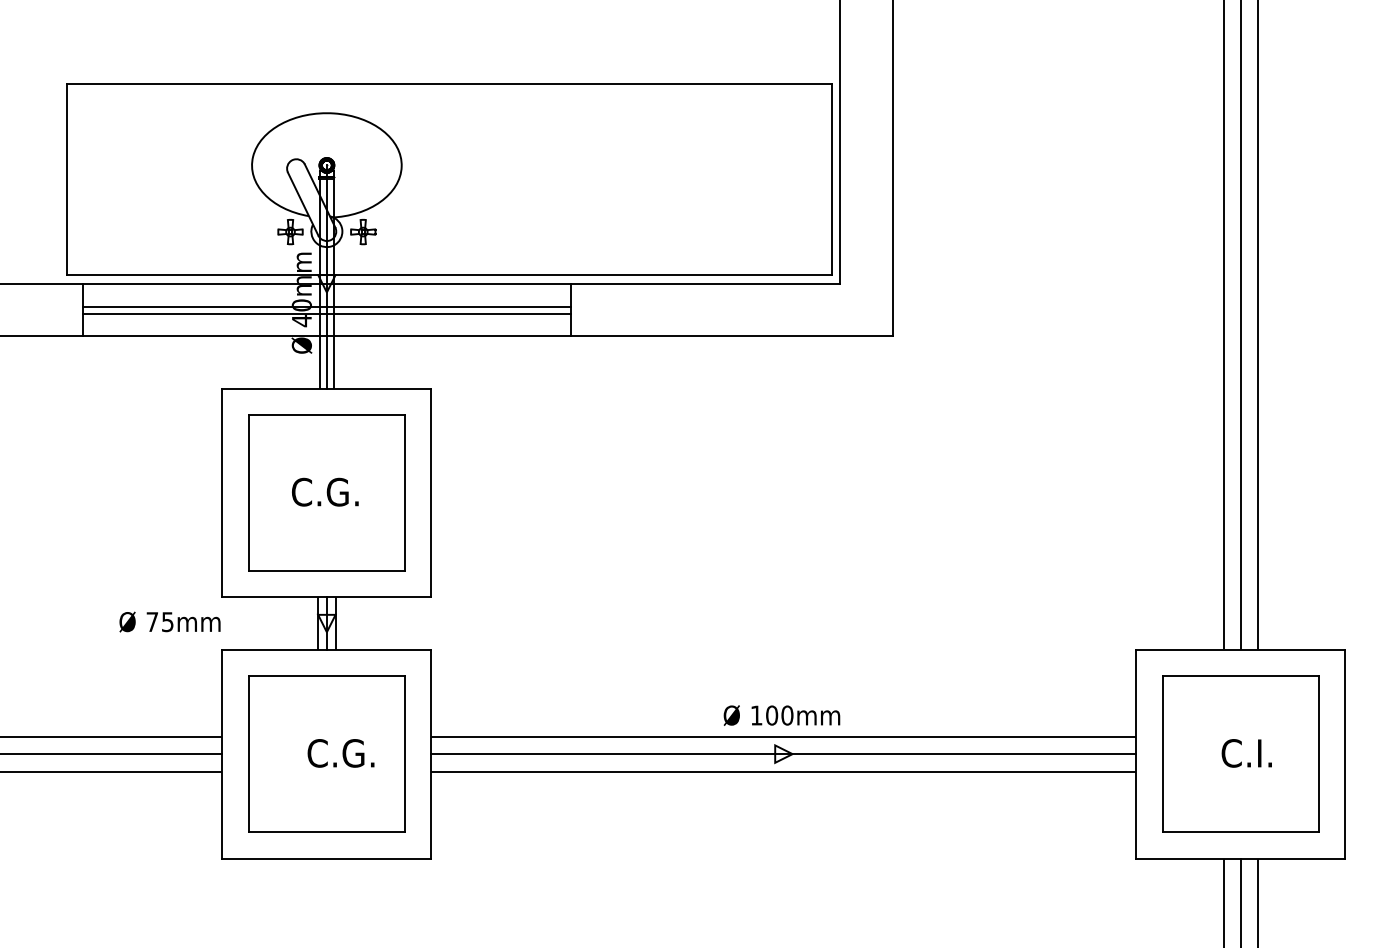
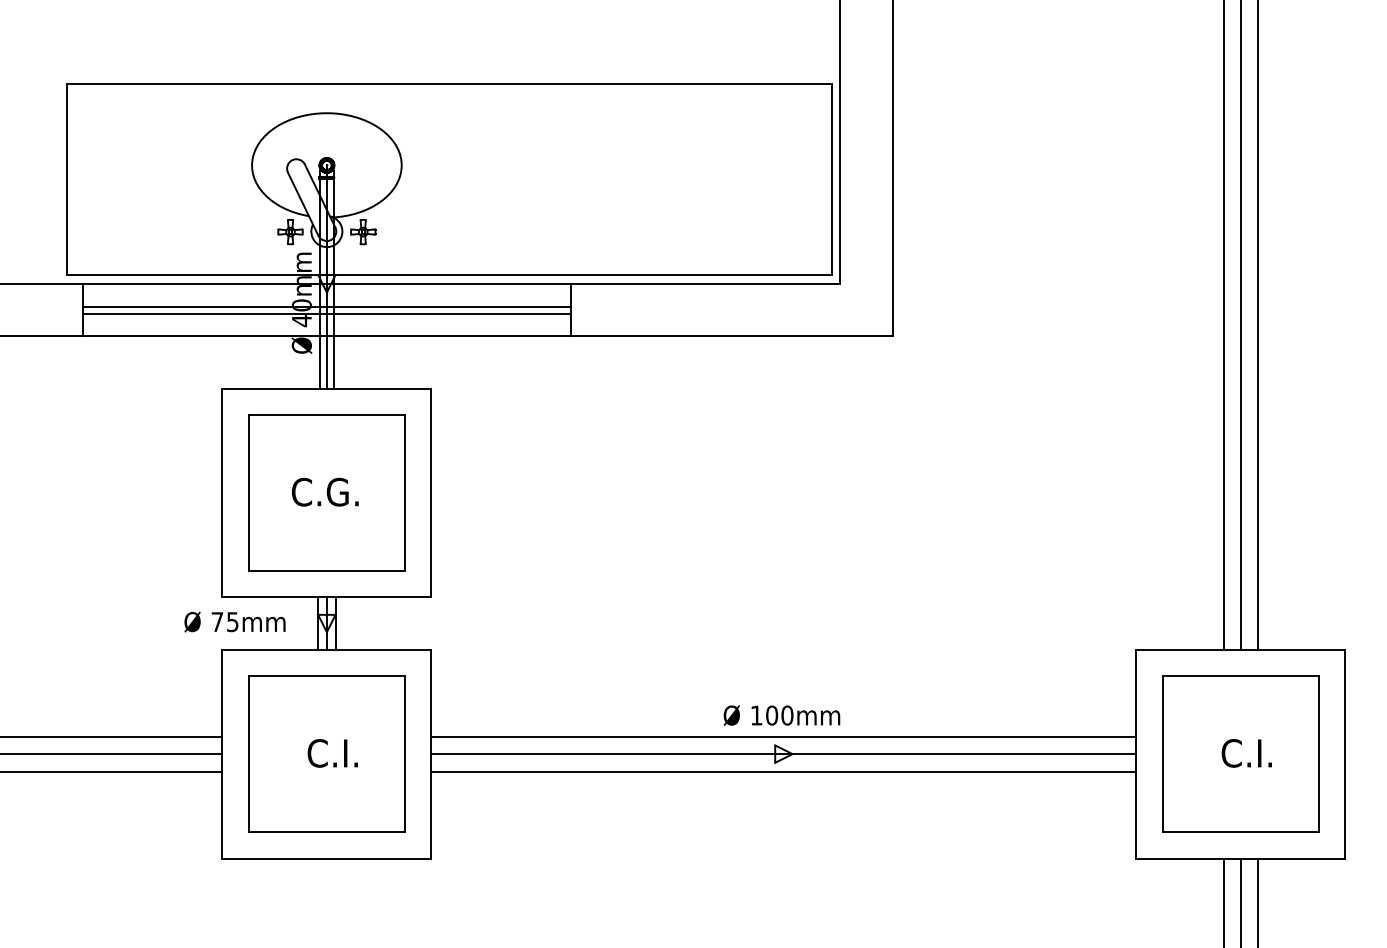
text position: (169, 621) -> (234, 621) (234, 621)
text: C.G. -> C.I. (358, 753)
